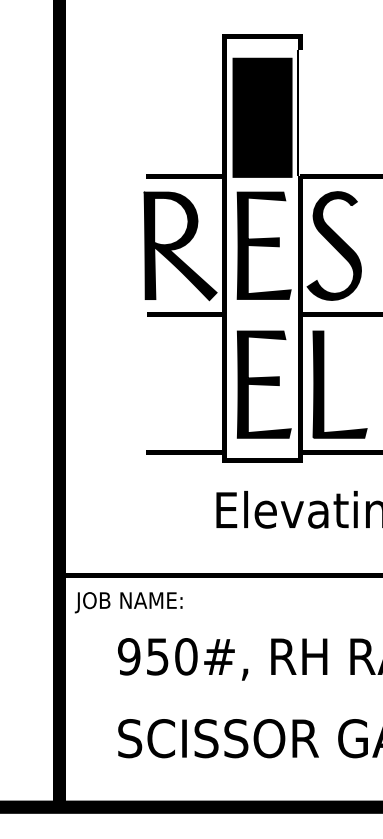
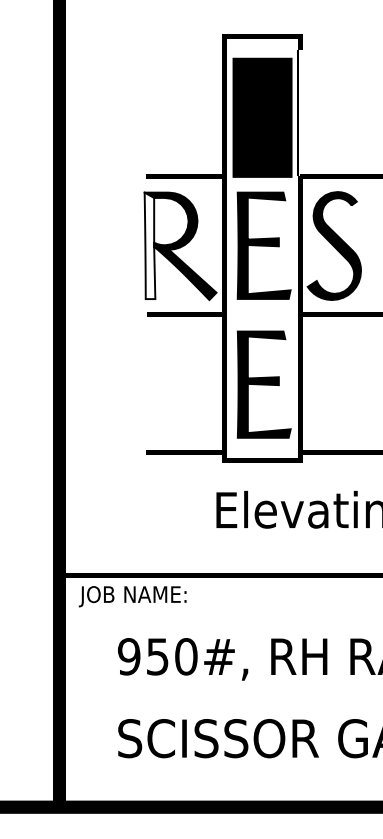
fill: present -> none (149, 245)
part: present -> none (324, 384)
text position: (128, 602) -> (132, 596) (132, 596)
